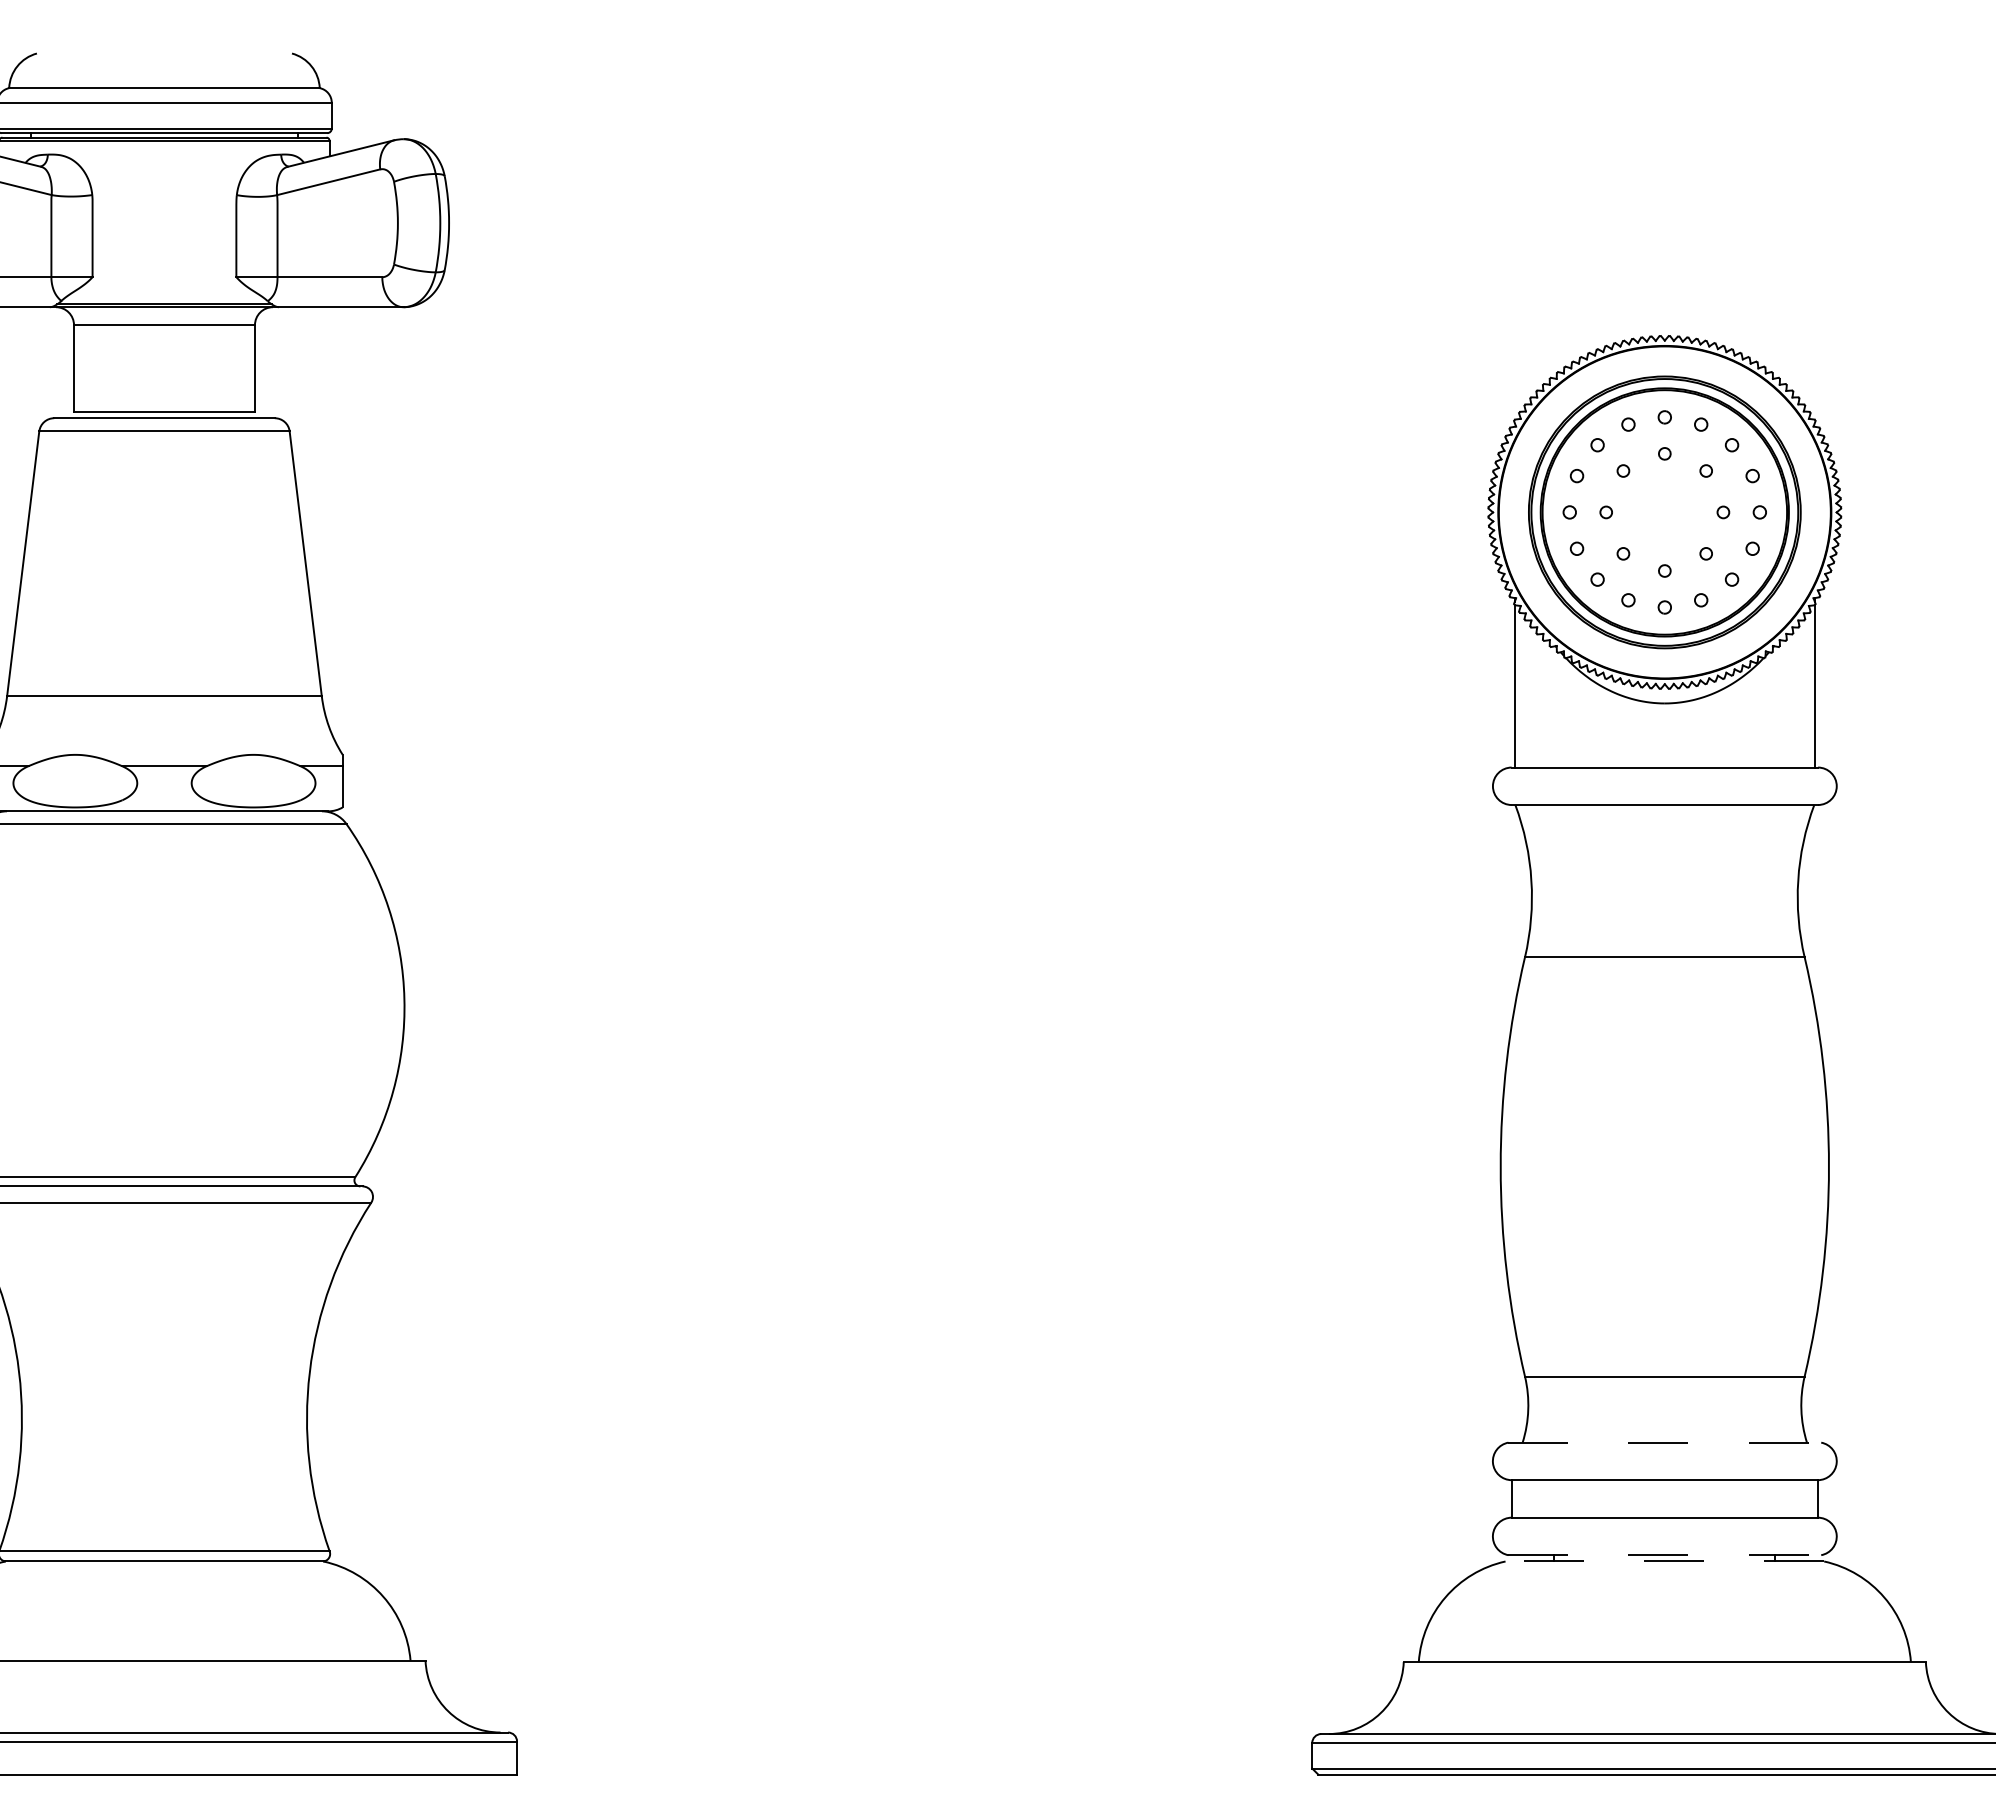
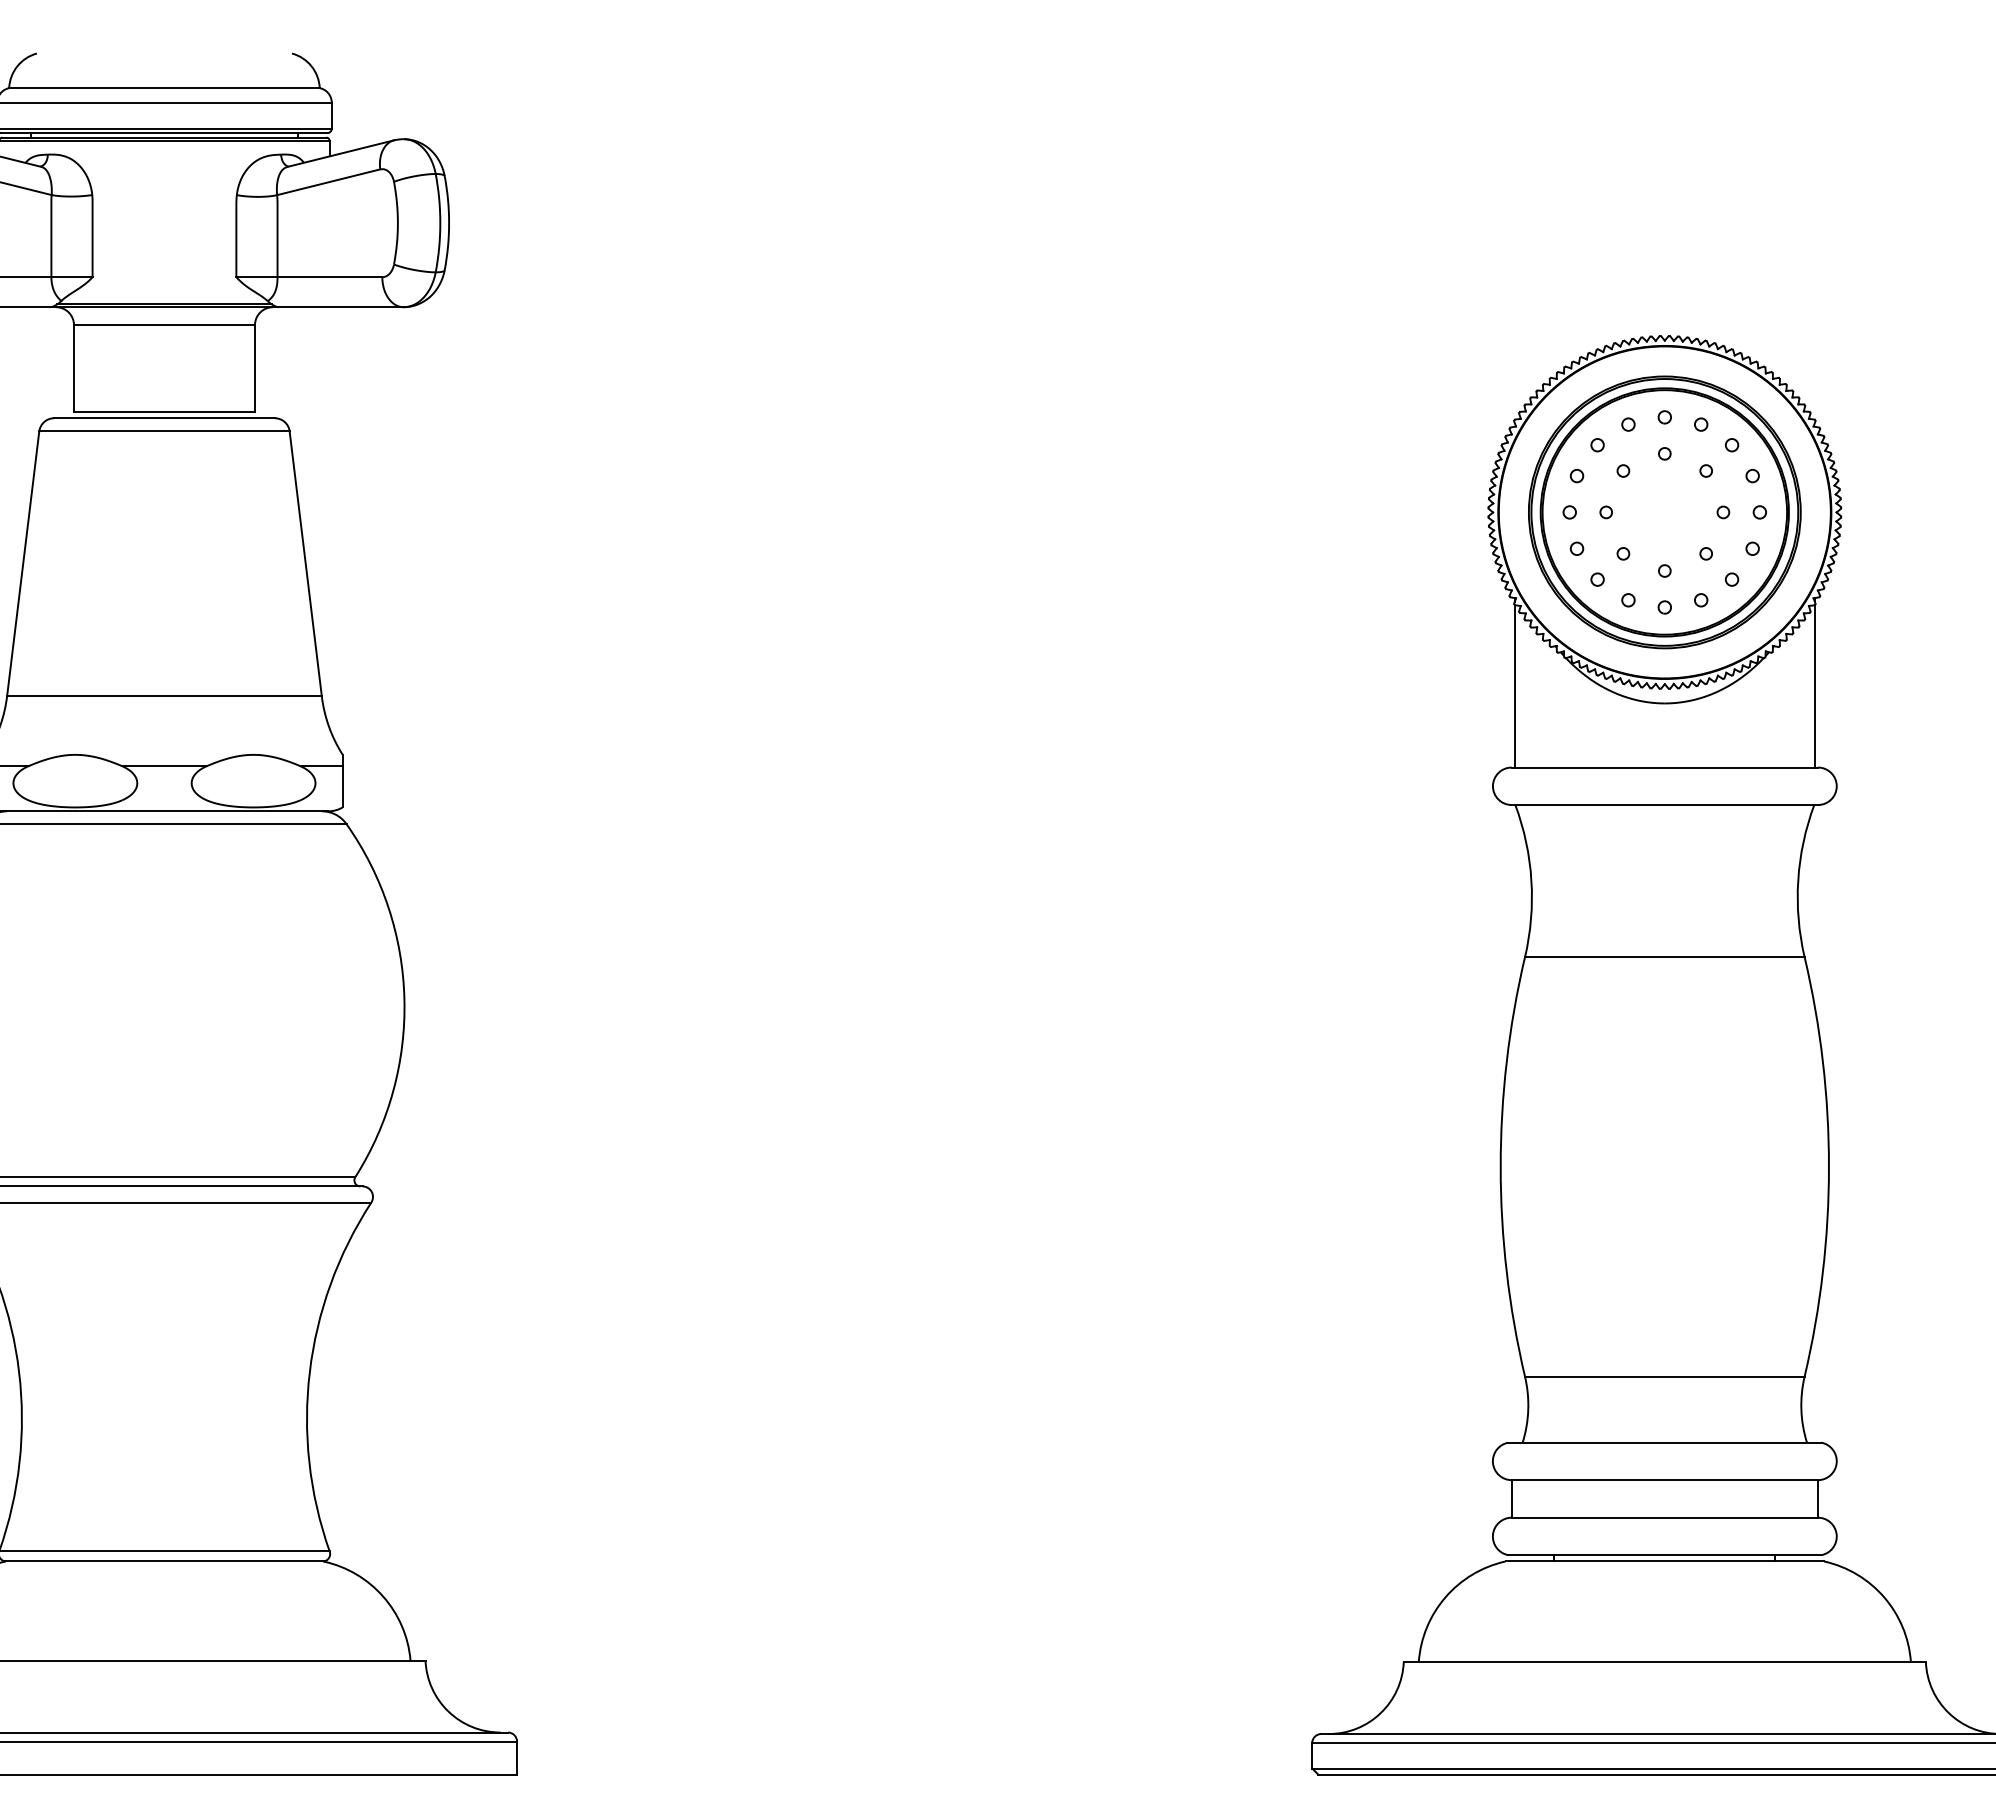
line: dashed -> solid (1665, 1442)
line: dashed -> solid (1665, 1555)
line: dashed -> solid (1664, 1561)
